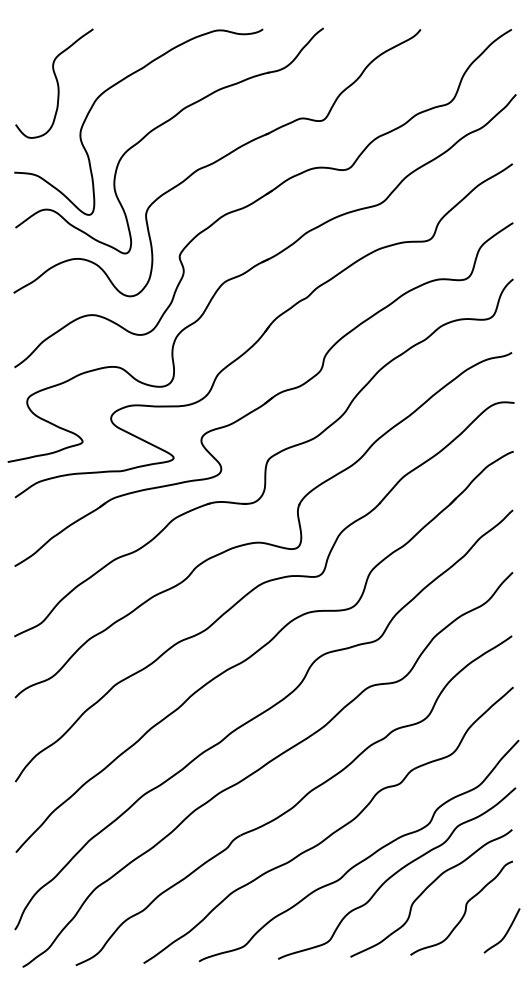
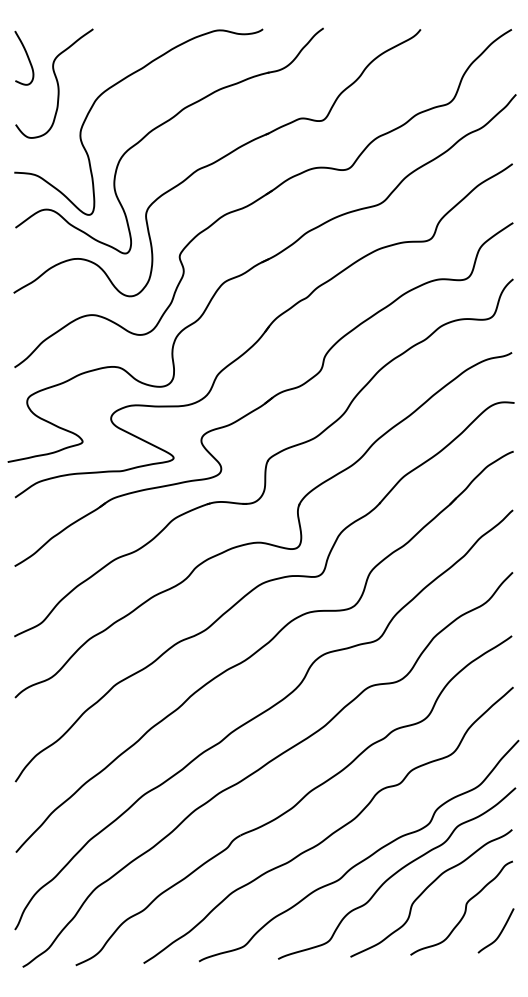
curve: none -> present (26, 55)
curve position: (505, 933) -> (499, 933) (499, 933)
